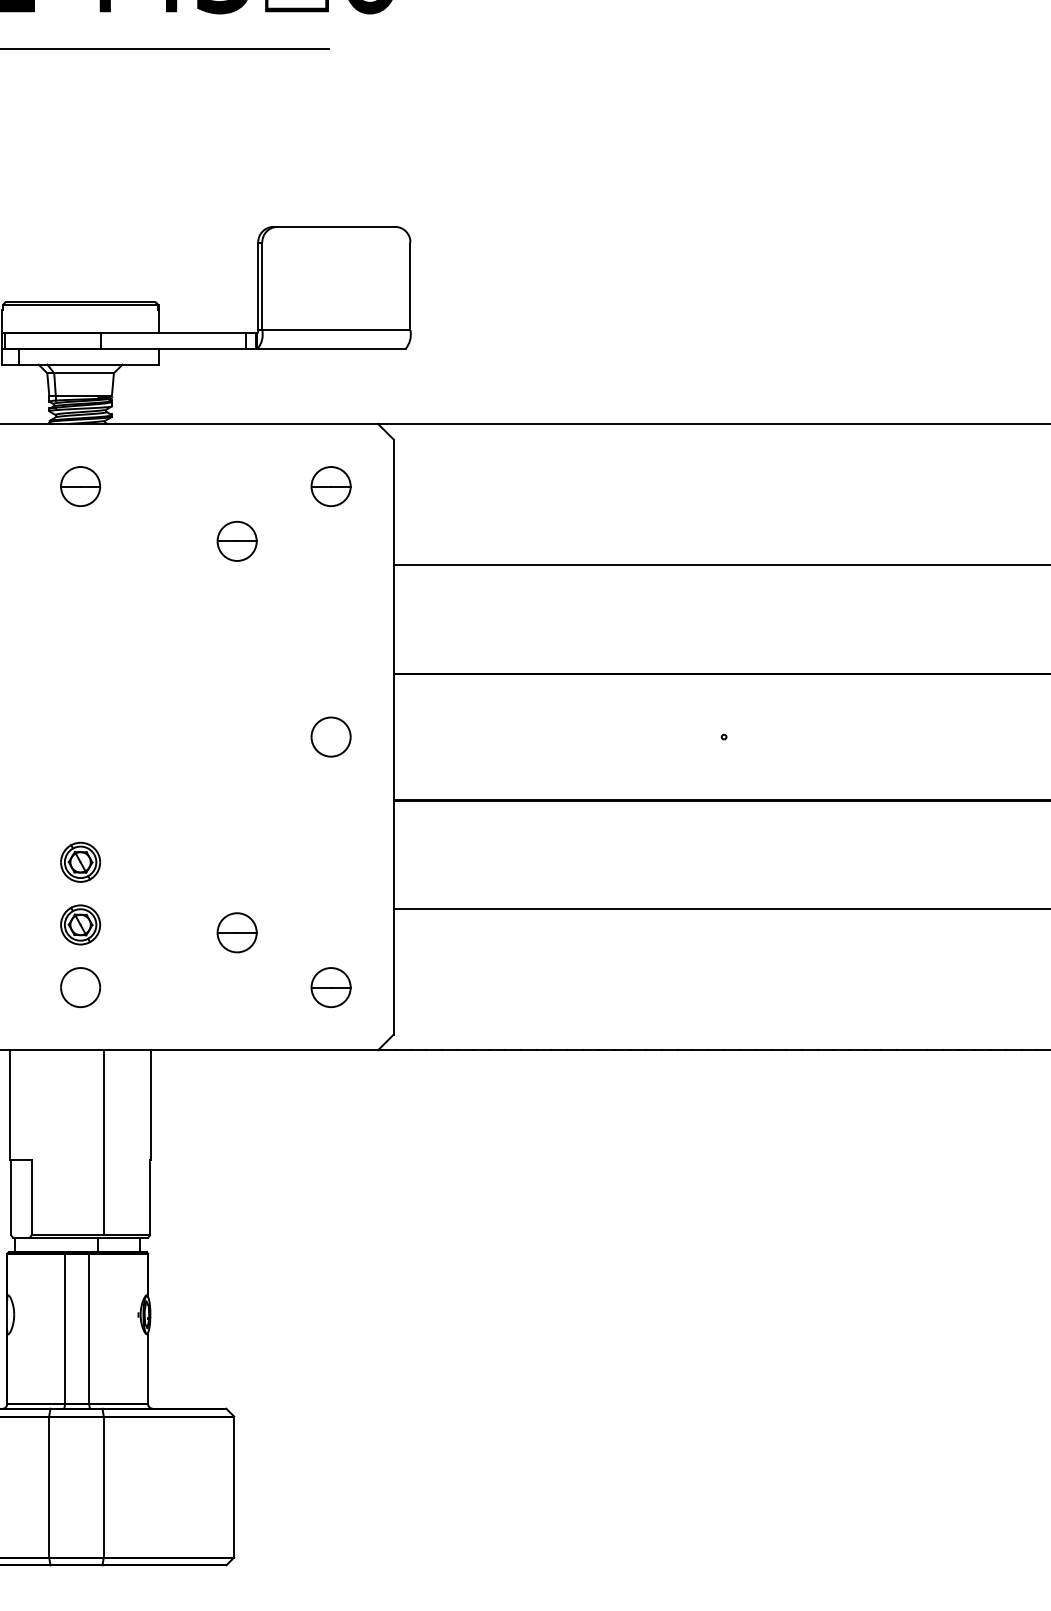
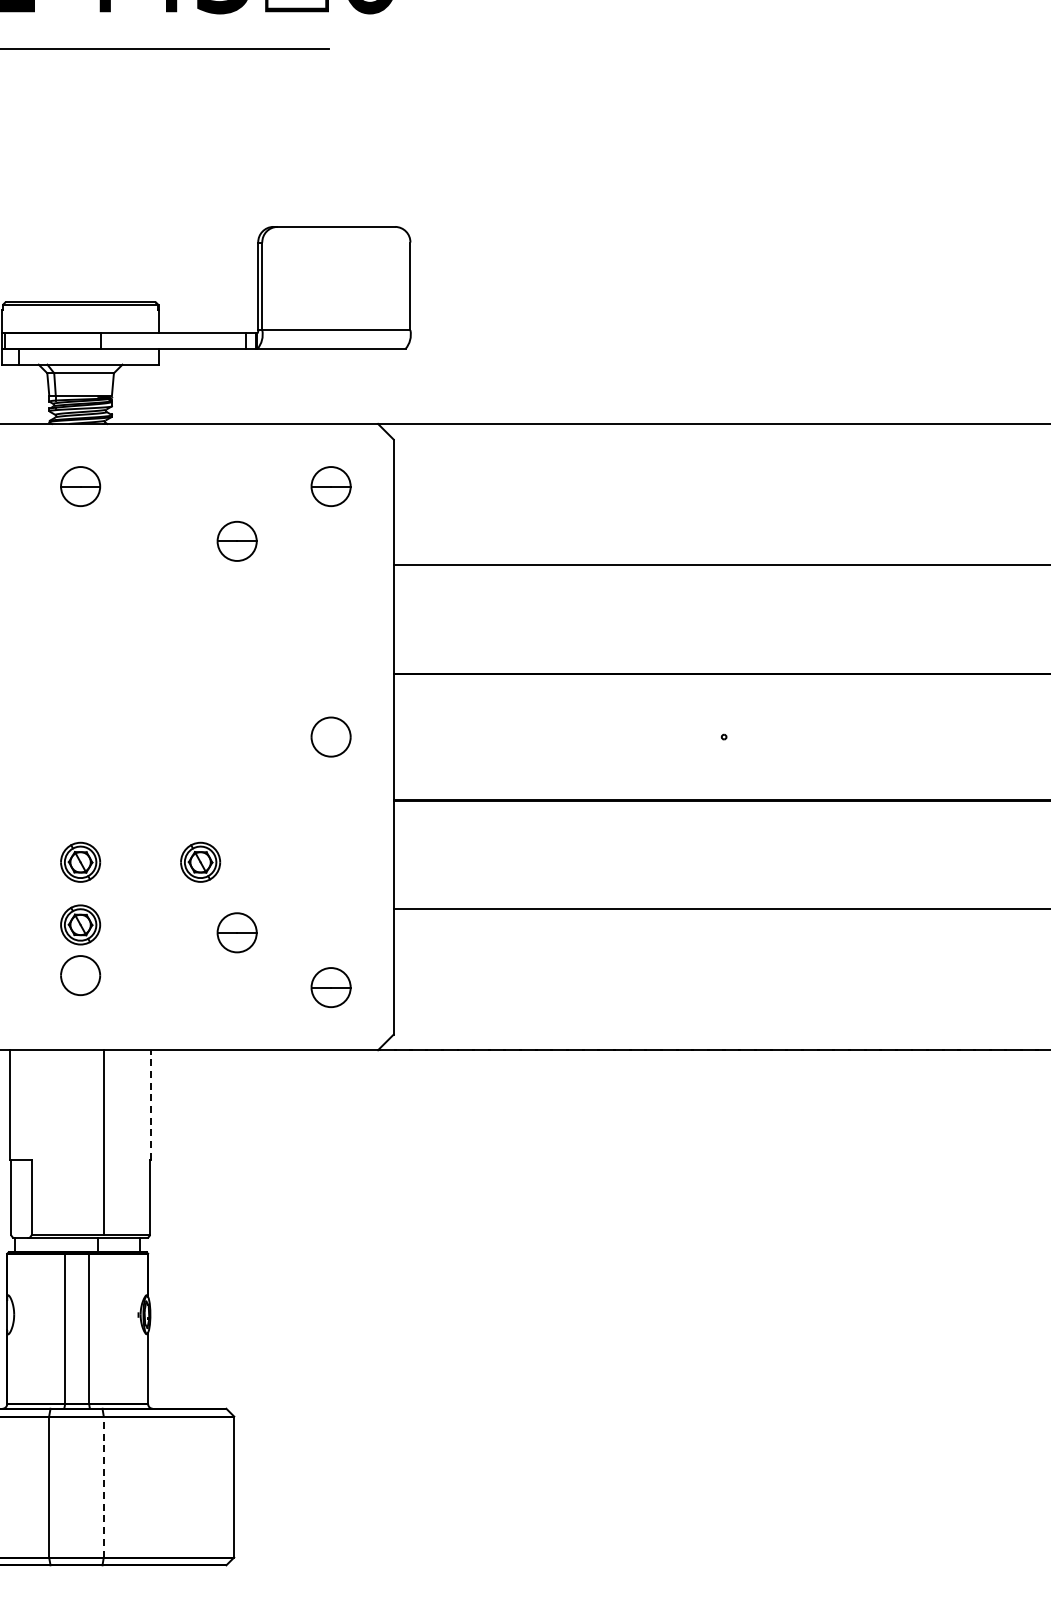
part: none -> present (200, 861)
part position: (80, 987) -> (80, 975) (80, 975)
line: solid -> dashed (151, 1105)
line: solid -> dashed (103, 1486)
